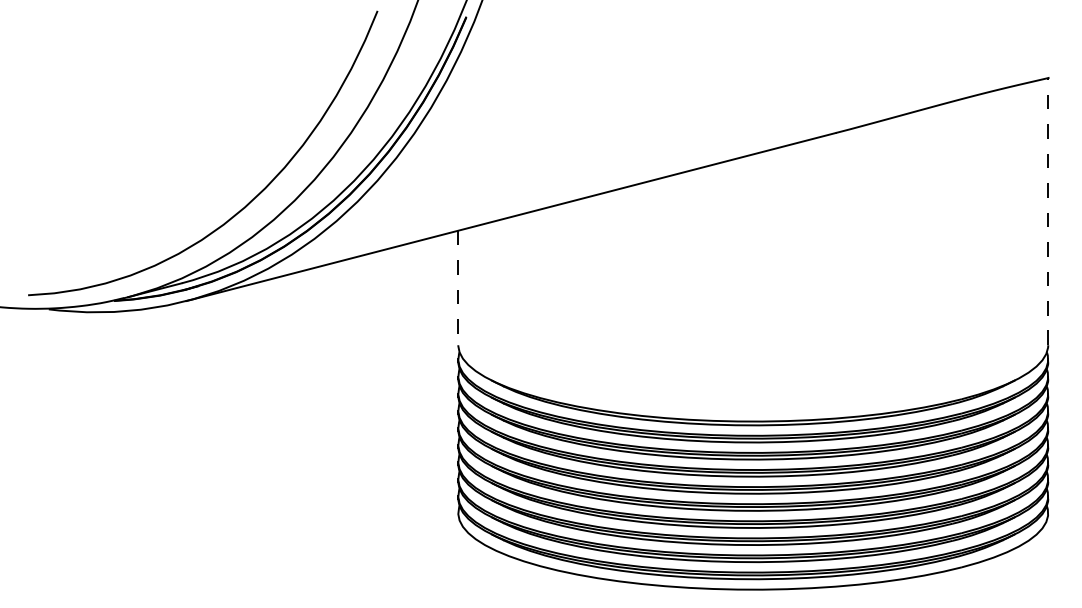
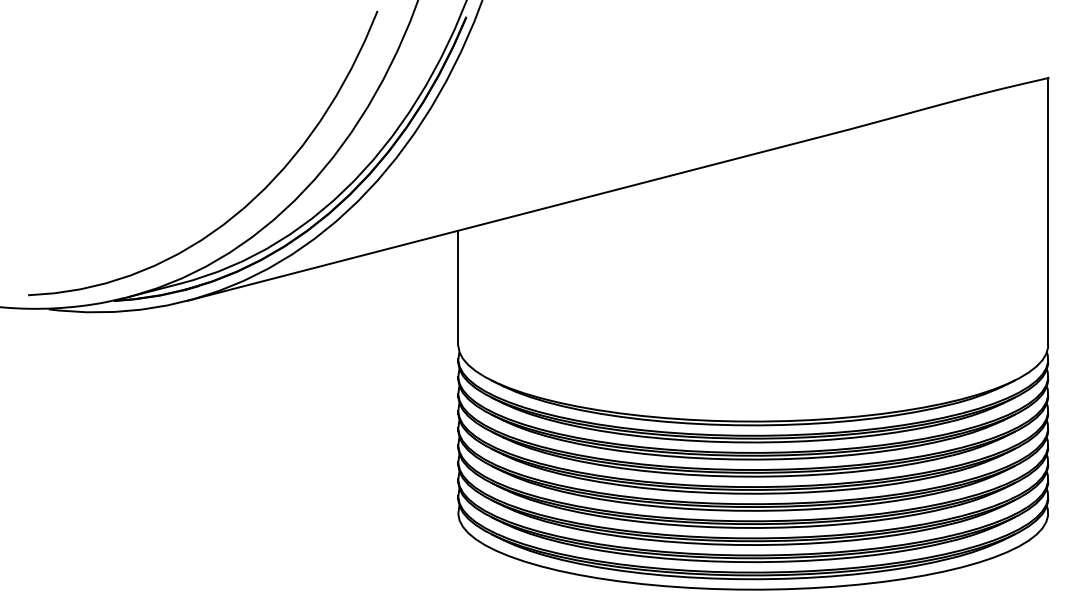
line: dashed -> solid (1048, 211)
line: dashed -> solid (458, 288)
